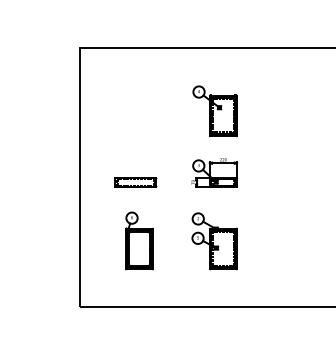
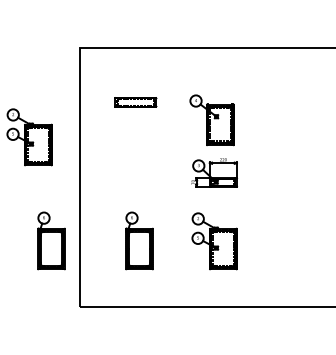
part position: (214, 111) -> (211, 120) (211, 120)
part: none -> present (29, 137)
part position: (135, 182) -> (135, 102) (135, 102)
part: none -> present (51, 240)
